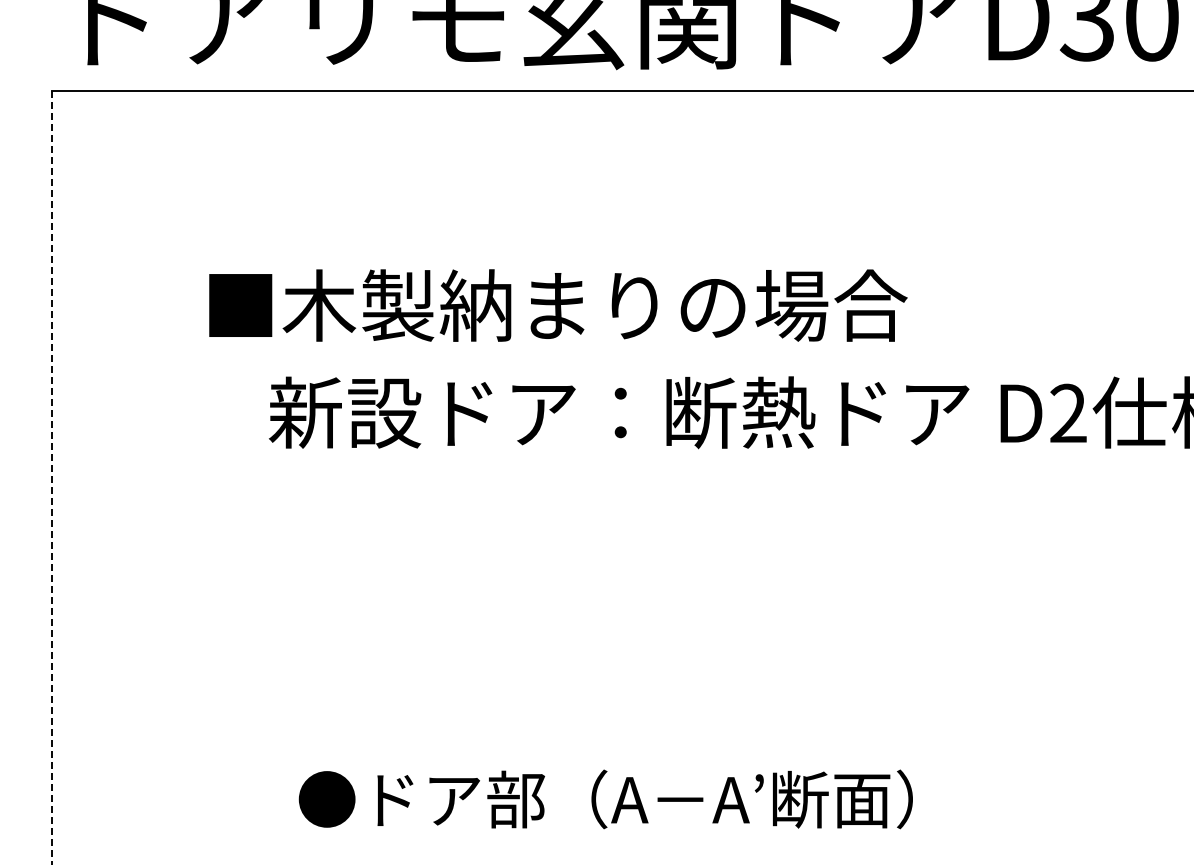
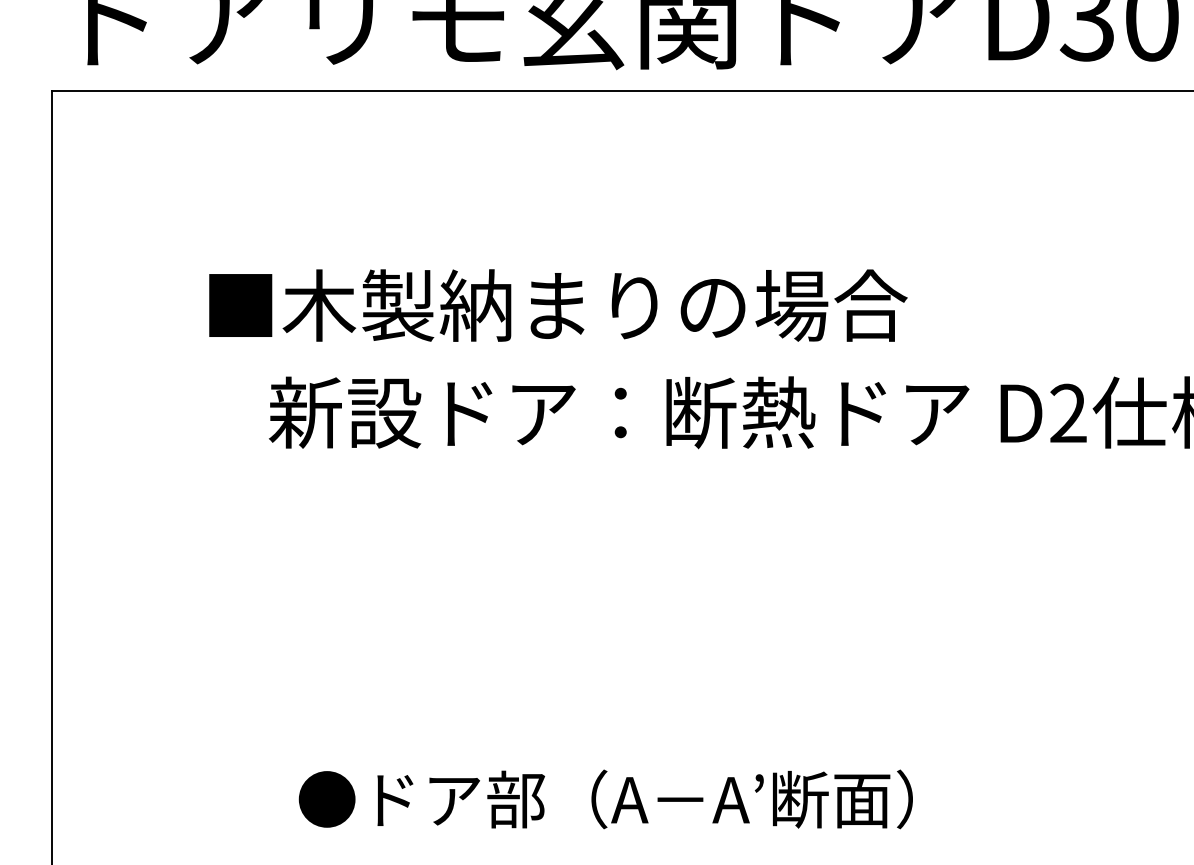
line: dashed -> solid (51, 477)
